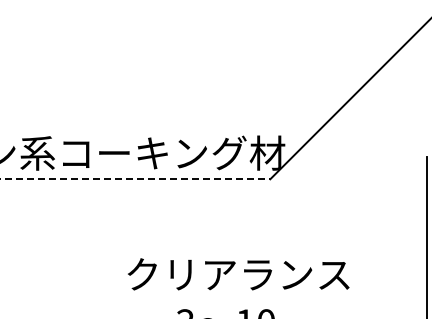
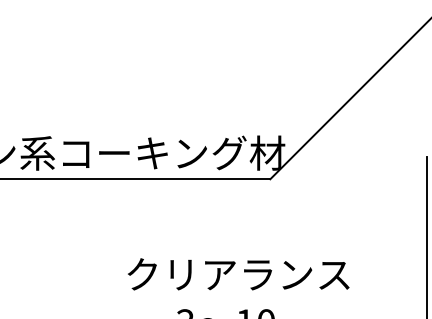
line: dashed -> solid (135, 179)
